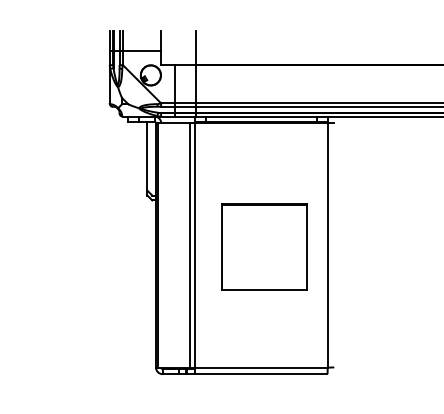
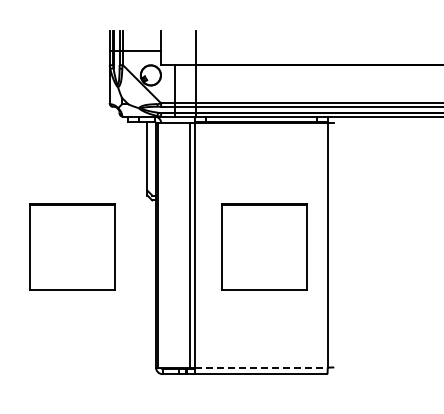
part: none -> present (72, 246)
line: solid -> dashed (261, 367)
